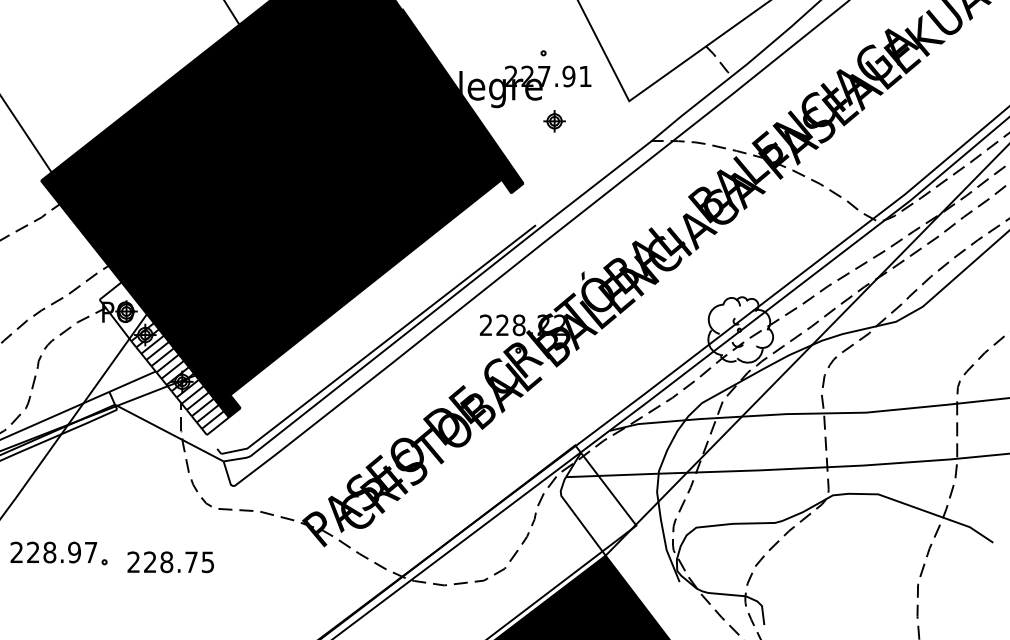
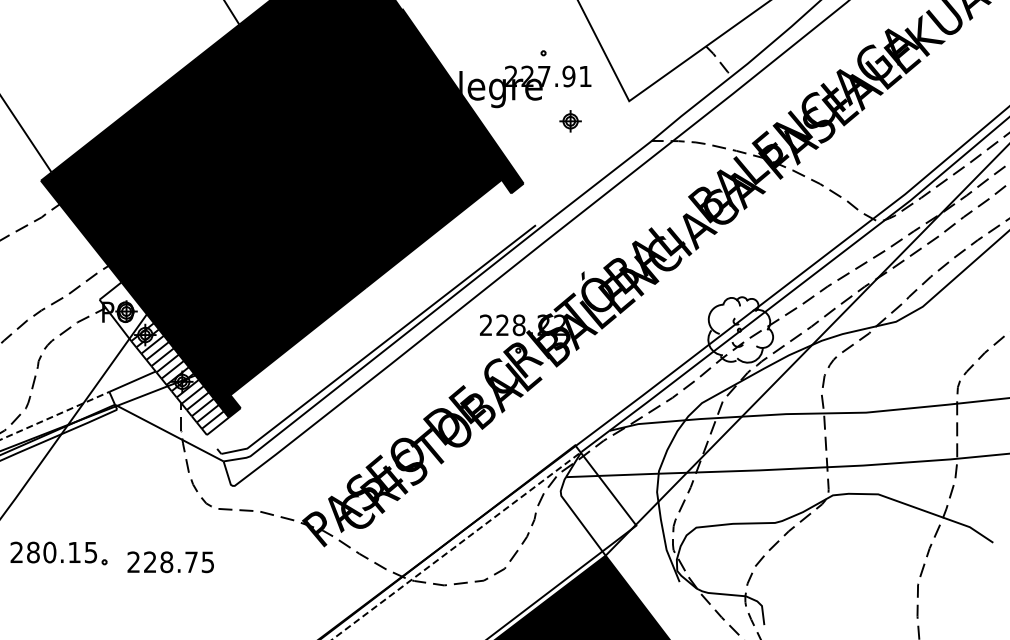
part position: (554, 121) -> (570, 121) (570, 121)
line: solid -> dashed (55, 415)
line: solid -> dashed (457, 545)
text: 228.97 -> 280.15 (62, 552)
